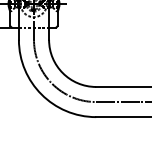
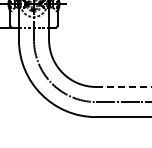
line: solid -> dashed (124, 86)
